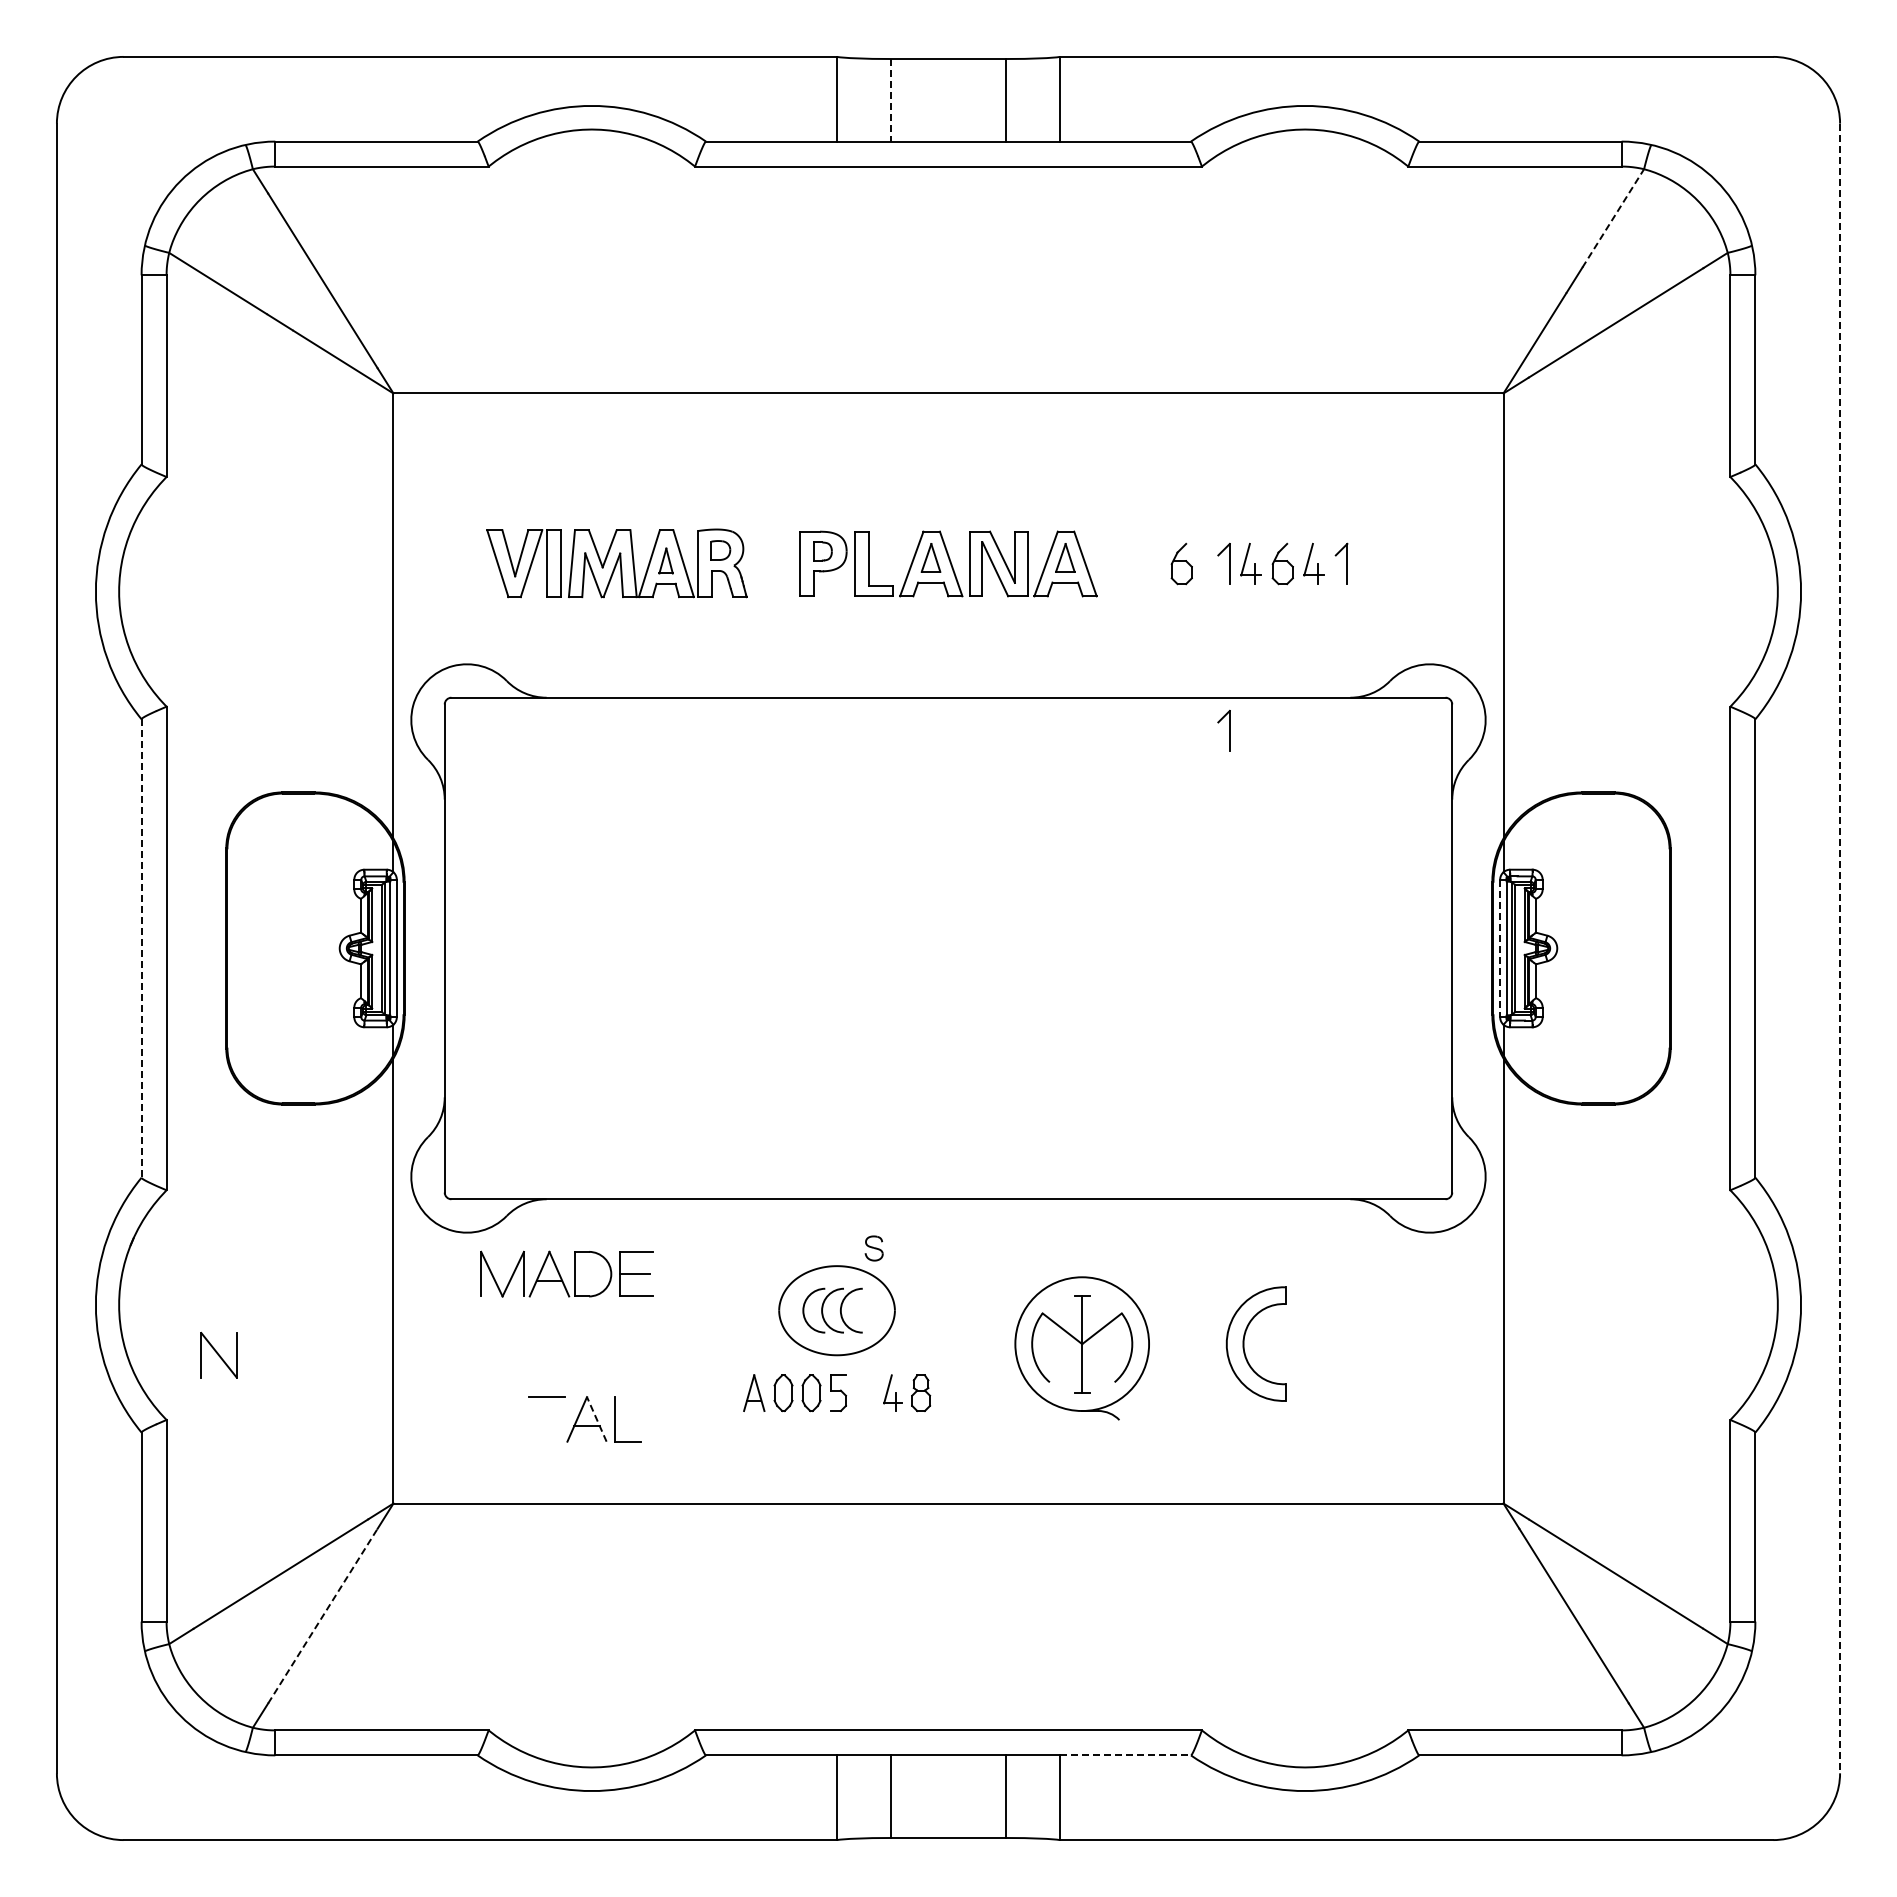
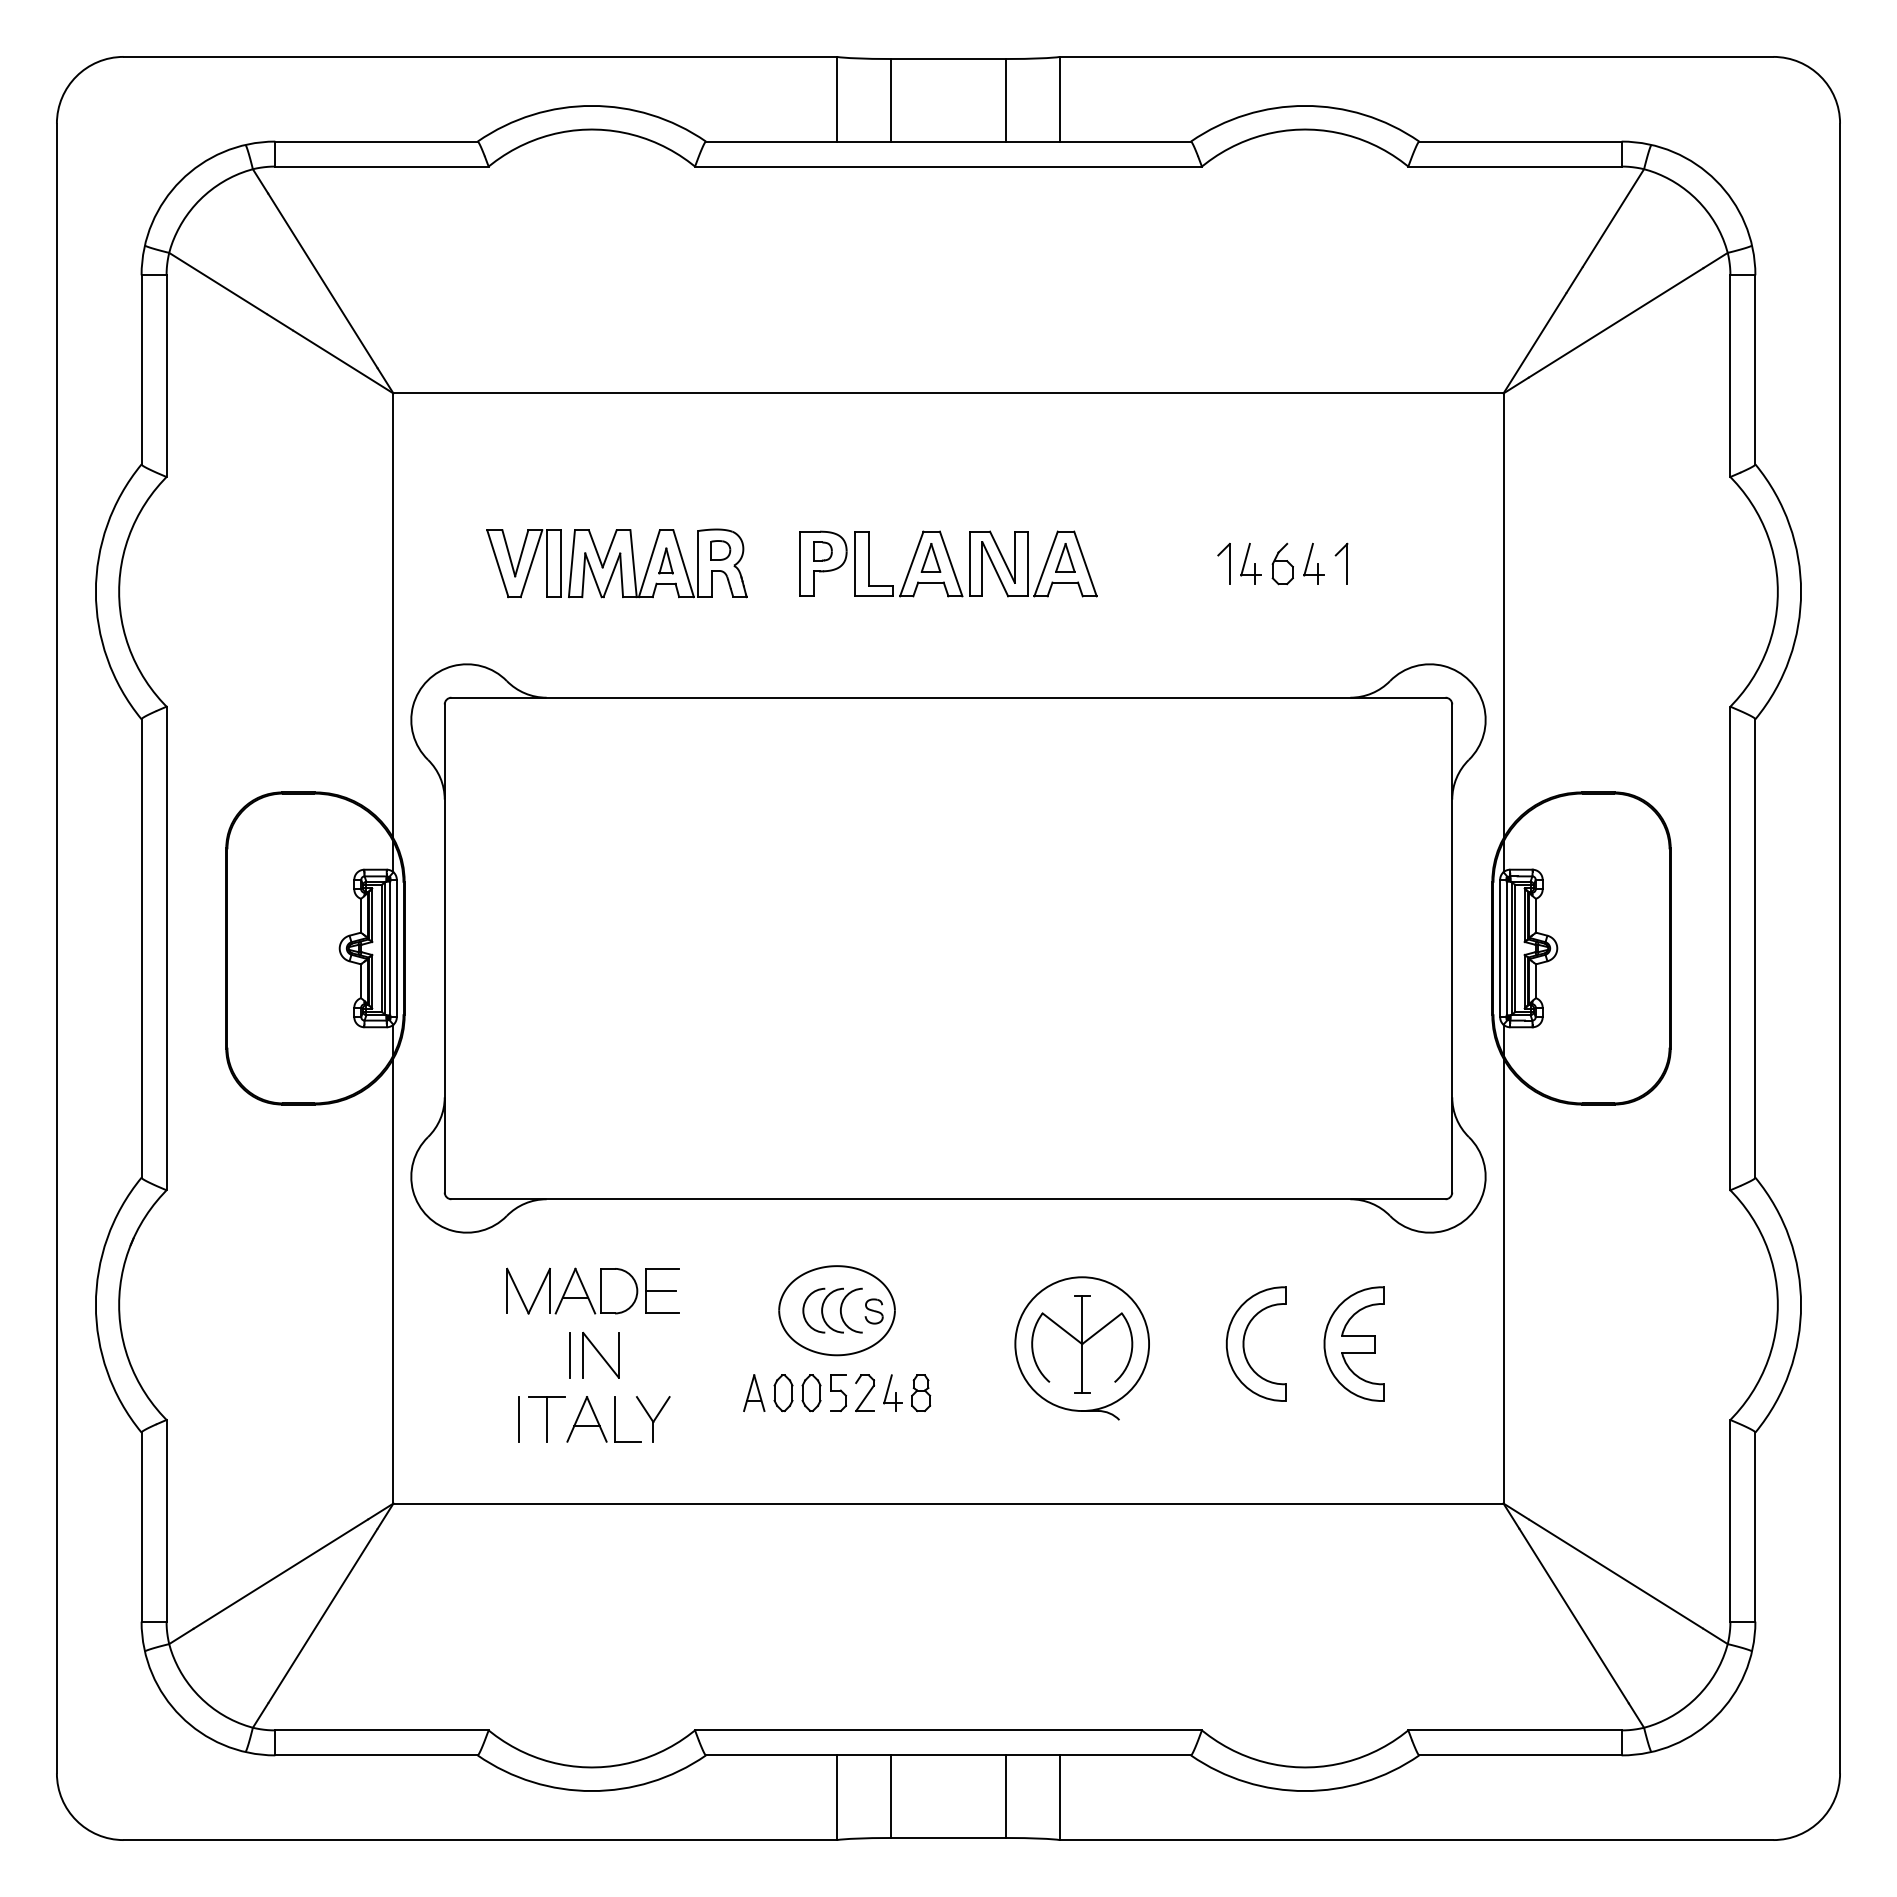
line: dashed -> solid (890, 100)
line: dashed -> solid (1613, 217)
part: present -> none (1181, 563)
part: present -> none (1223, 730)
line: dashed -> solid (1500, 948)
line: dashed -> solid (1840, 948)
line: dashed -> solid (141, 949)
part position: (873, 1248) -> (873, 1311) (873, 1311)
part position: (566, 1273) -> (592, 1290) (592, 1290)
part: none -> present (1353, 1343)
part position: (218, 1354) -> (600, 1354) (600, 1354)
line: none -> present (569, 1355)
part: none -> present (865, 1393)
line: dashed -> solid (596, 1418)
line: none -> present (518, 1419)
line: none -> present (547, 1419)
part: none -> present (653, 1419)
line: dashed -> solid (322, 1615)
line: dashed -> solid (1125, 1755)
